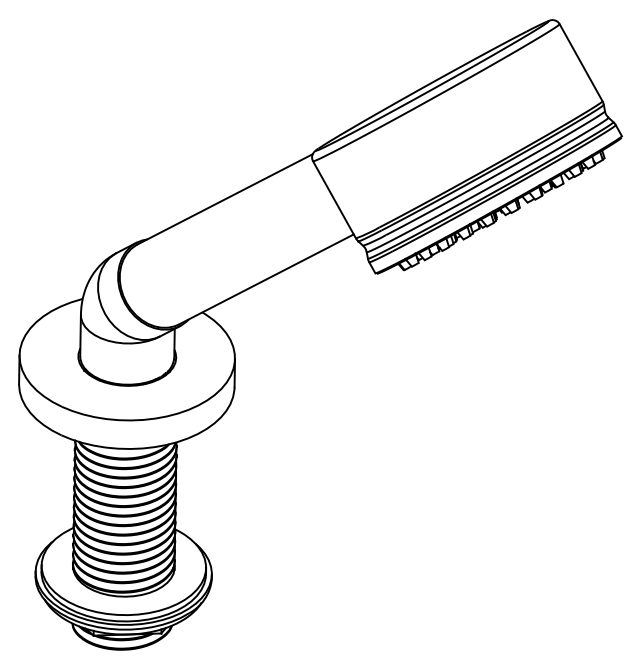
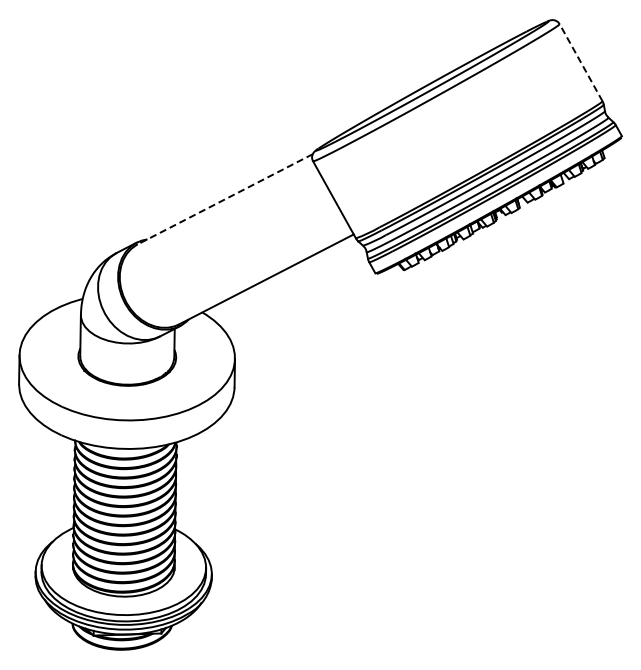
line: solid -> dashed (580, 62)
line: solid -> dashed (224, 199)
